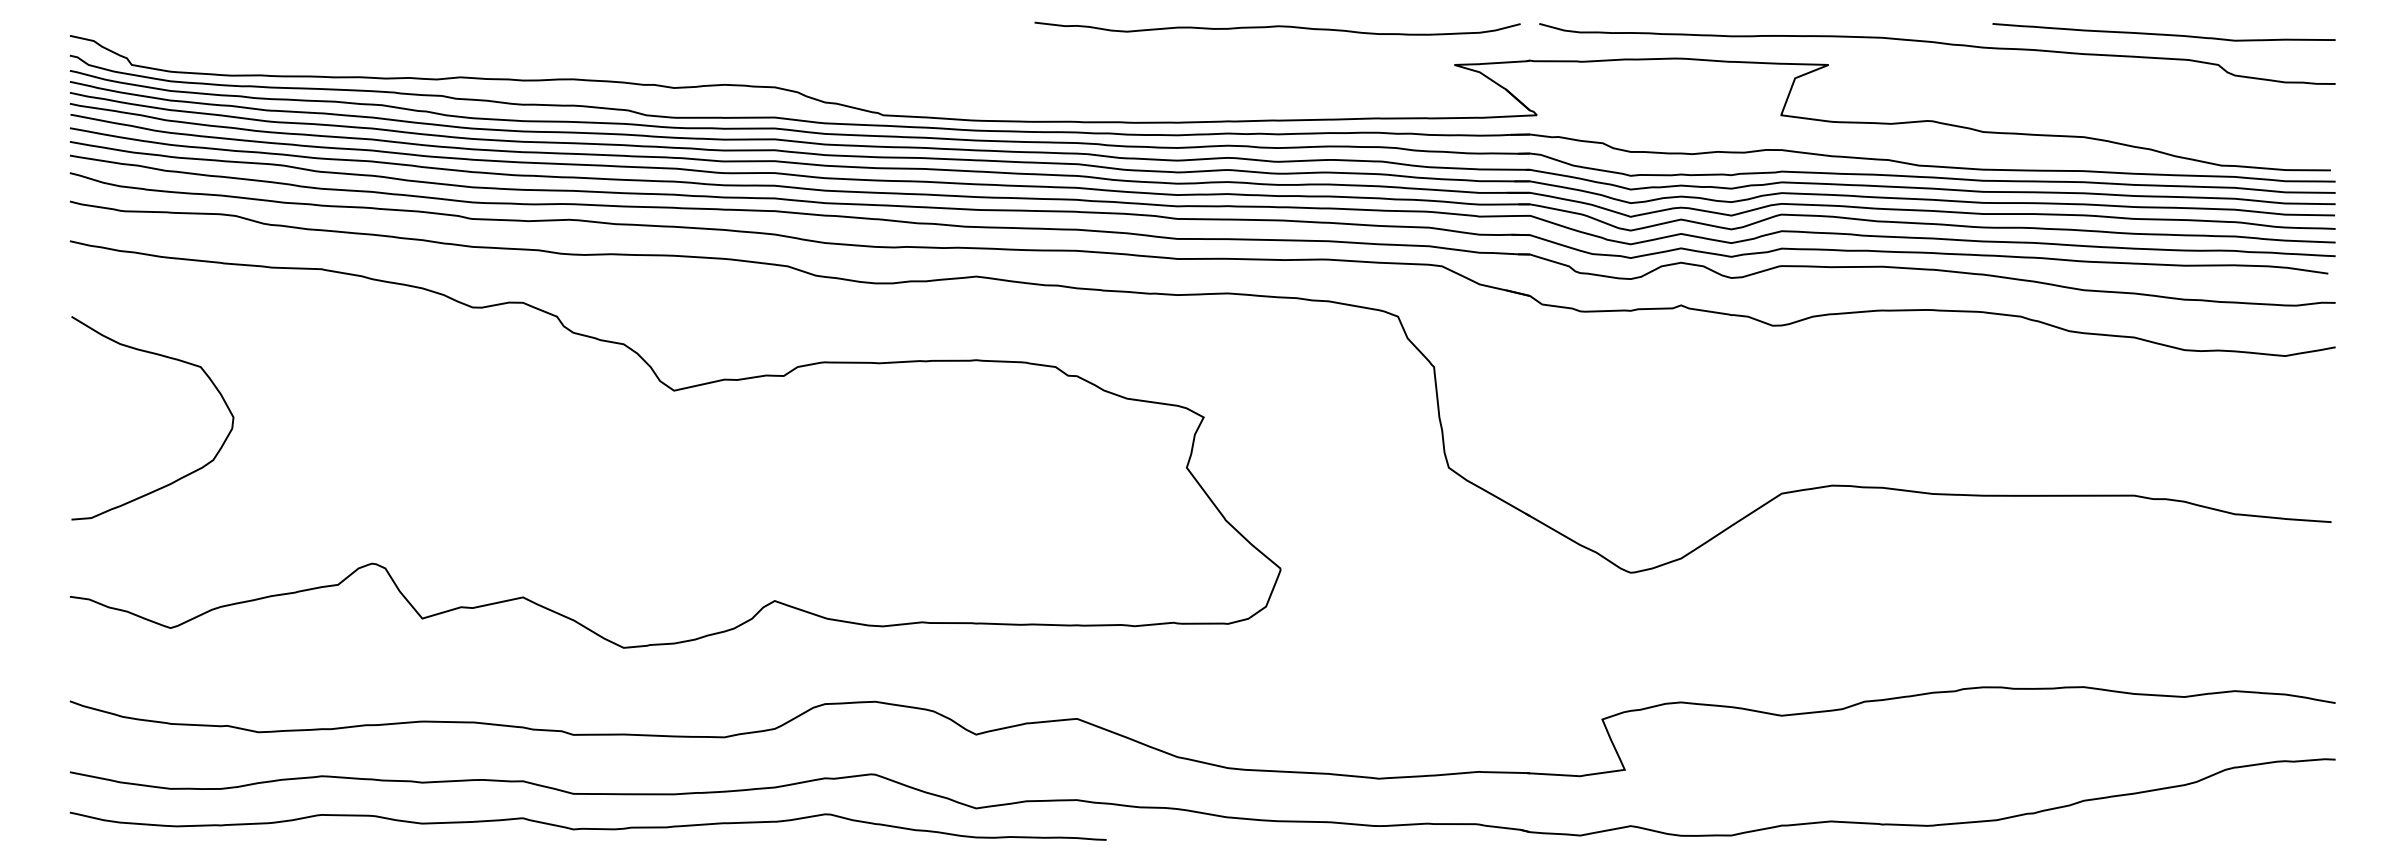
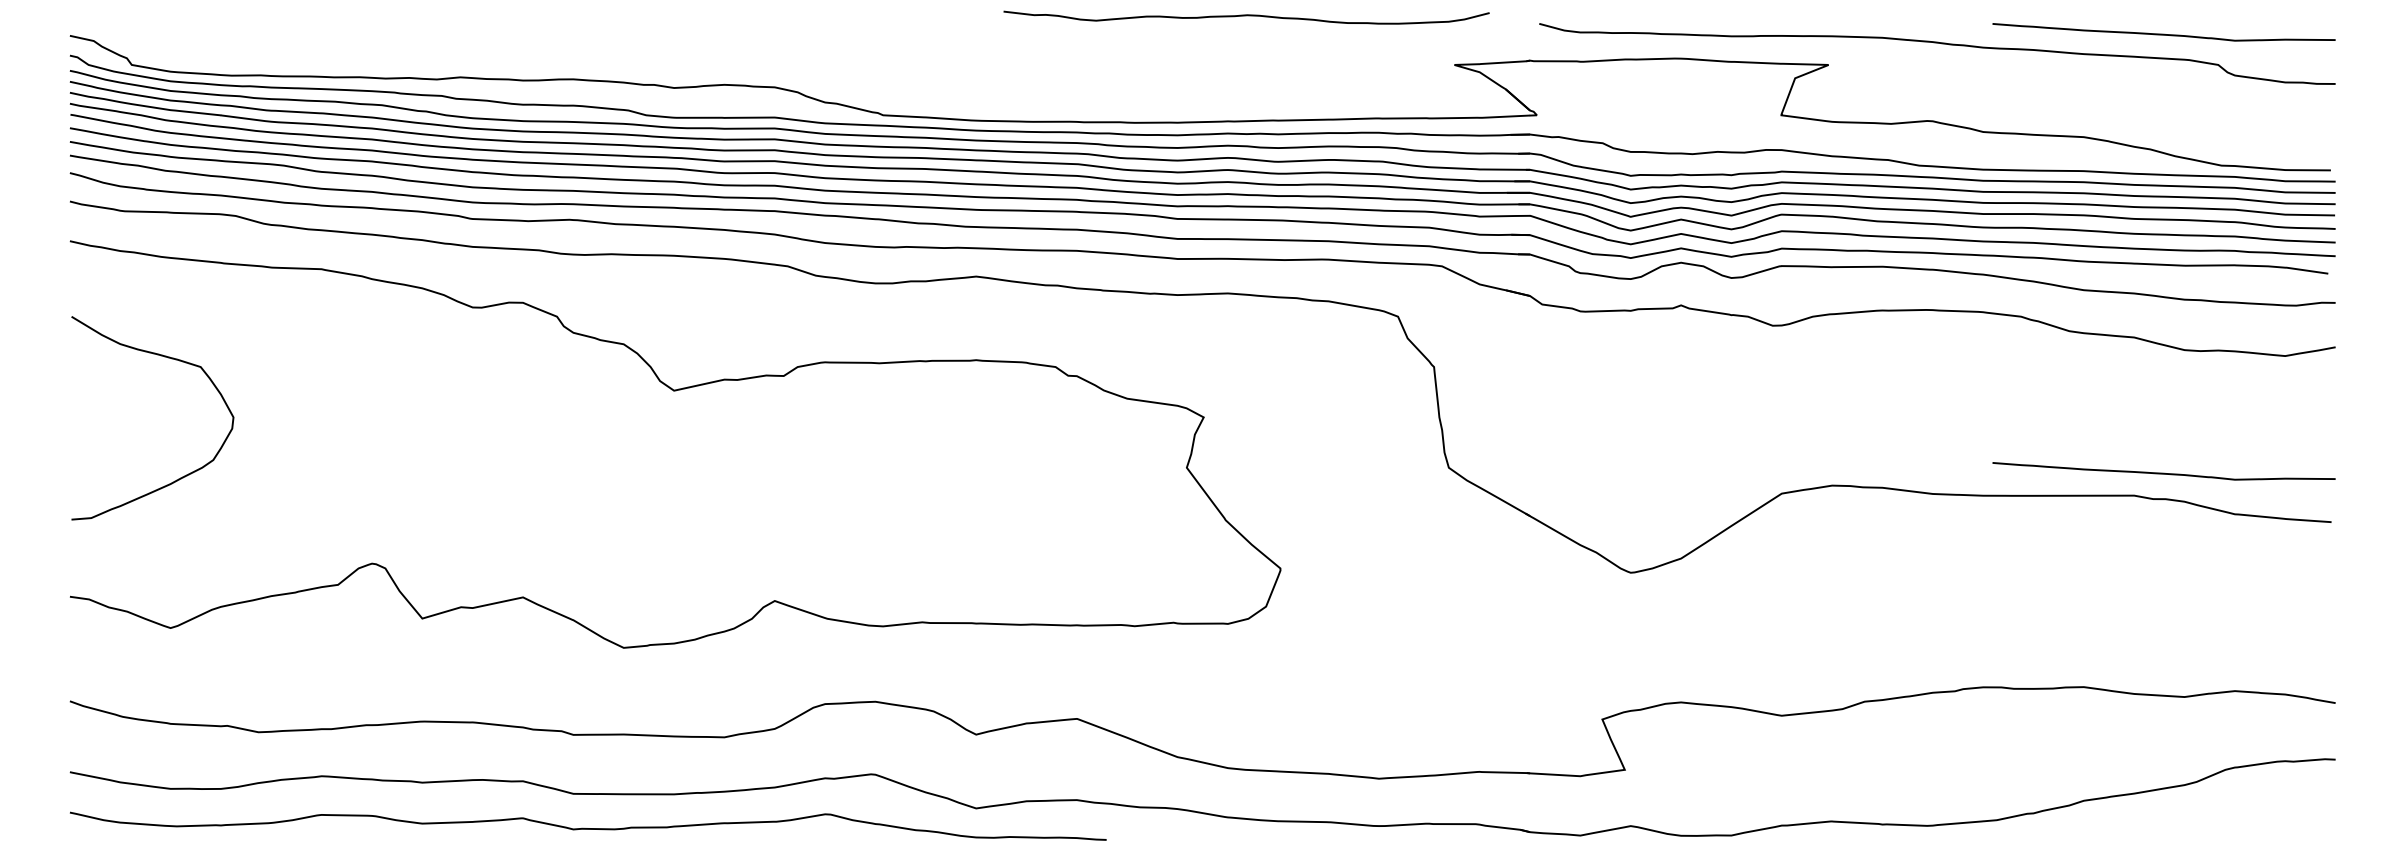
curve position: (1277, 27) -> (1246, 16) (1246, 16)
curve: none -> present (2163, 472)
